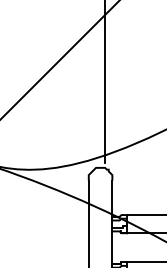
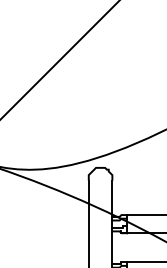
line: present -> none (104, 82)
